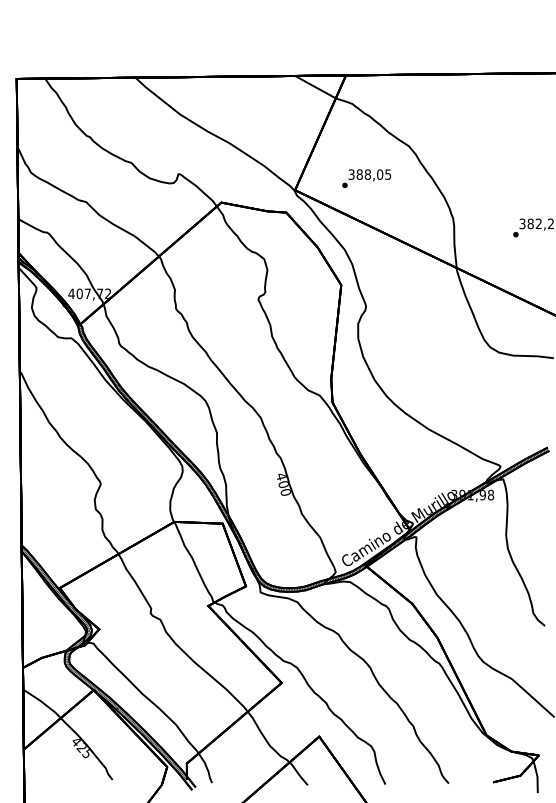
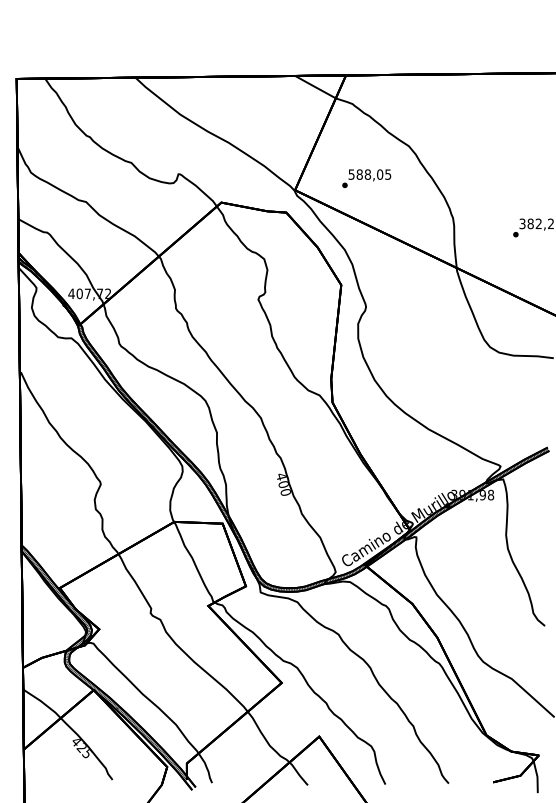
text: 388,05 -> 588,05 (351, 174)
